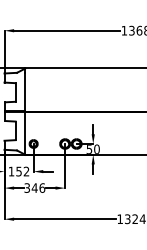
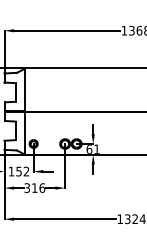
text: 50 -> 61 (92, 148)
text: 346 -> 316 (34, 187)
